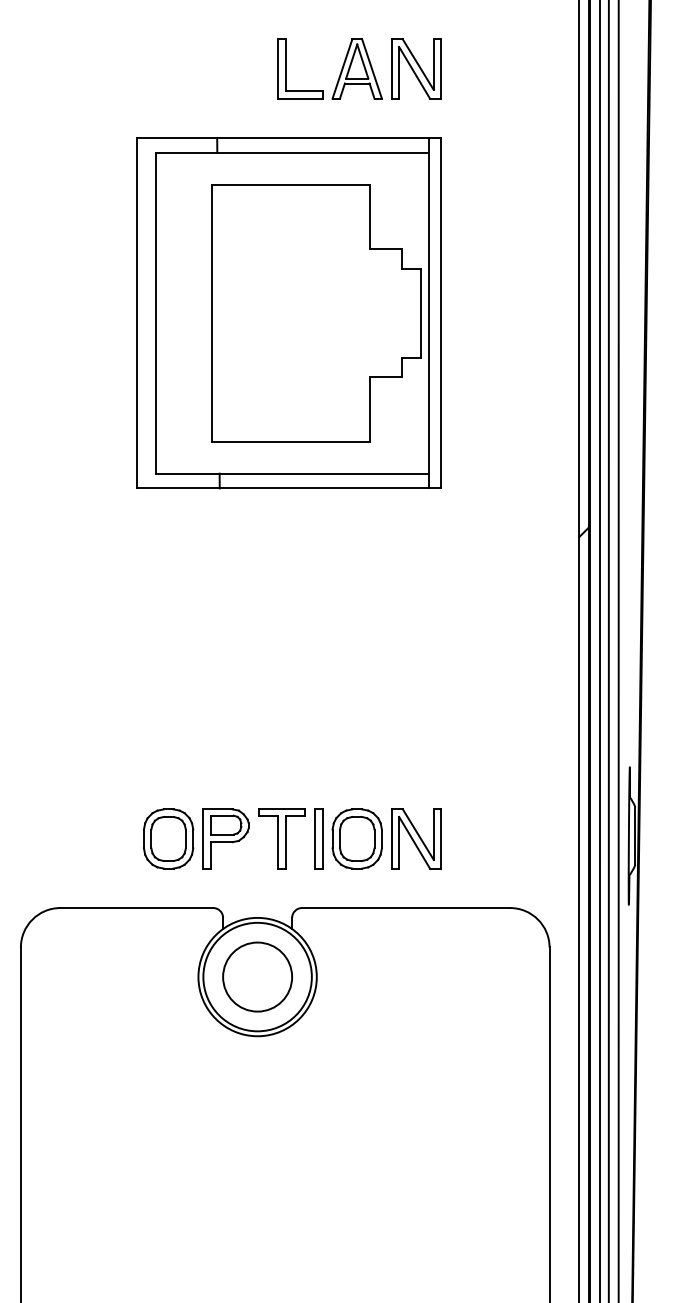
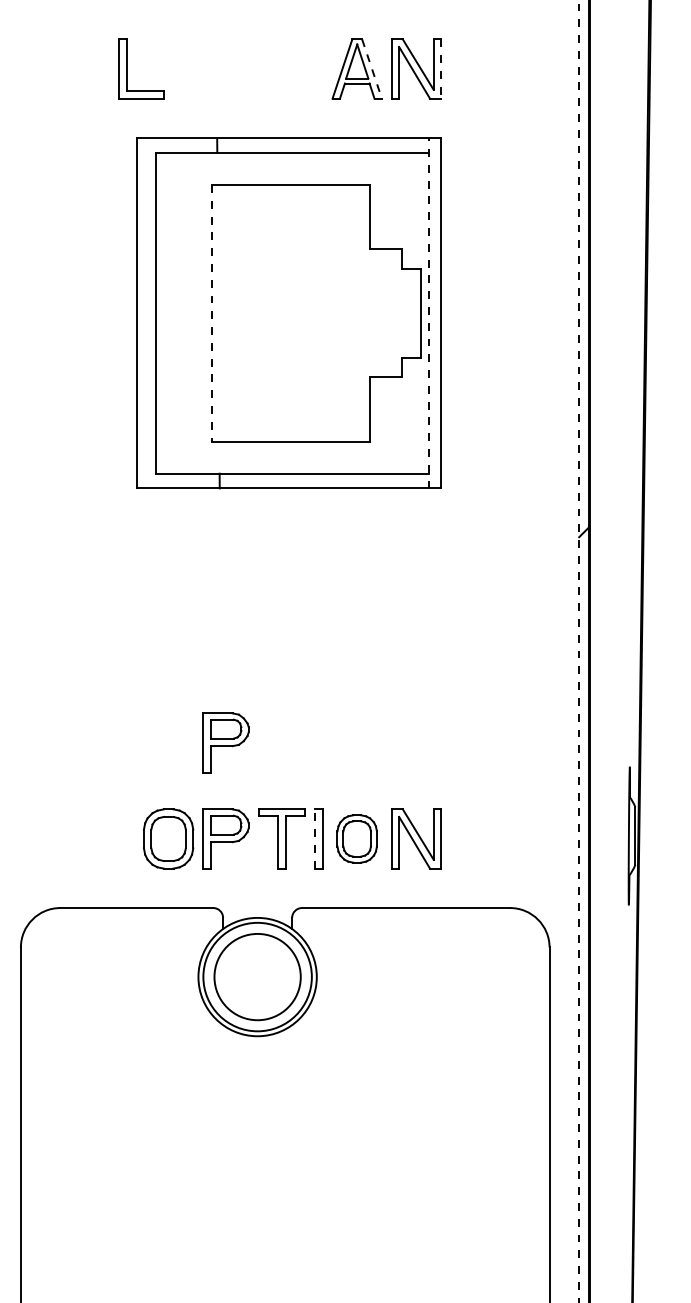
part position: (286, 68) -> (127, 68) (127, 68)
line: solid -> dashed (372, 69)
line: solid -> dashed (441, 69)
line: solid -> dashed (429, 312)
line: solid -> dashed (212, 313)
line: present -> none (599, 650)
line: present -> none (608, 650)
line: present -> none (618, 650)
line: solid -> dashed (579, 651)
part: none -> present (225, 742)
line: solid -> dashed (315, 838)
part size: 52x62 px -> 42x50 px (356, 838)
circle diameter: 69 px -> 86 px (257, 976)
